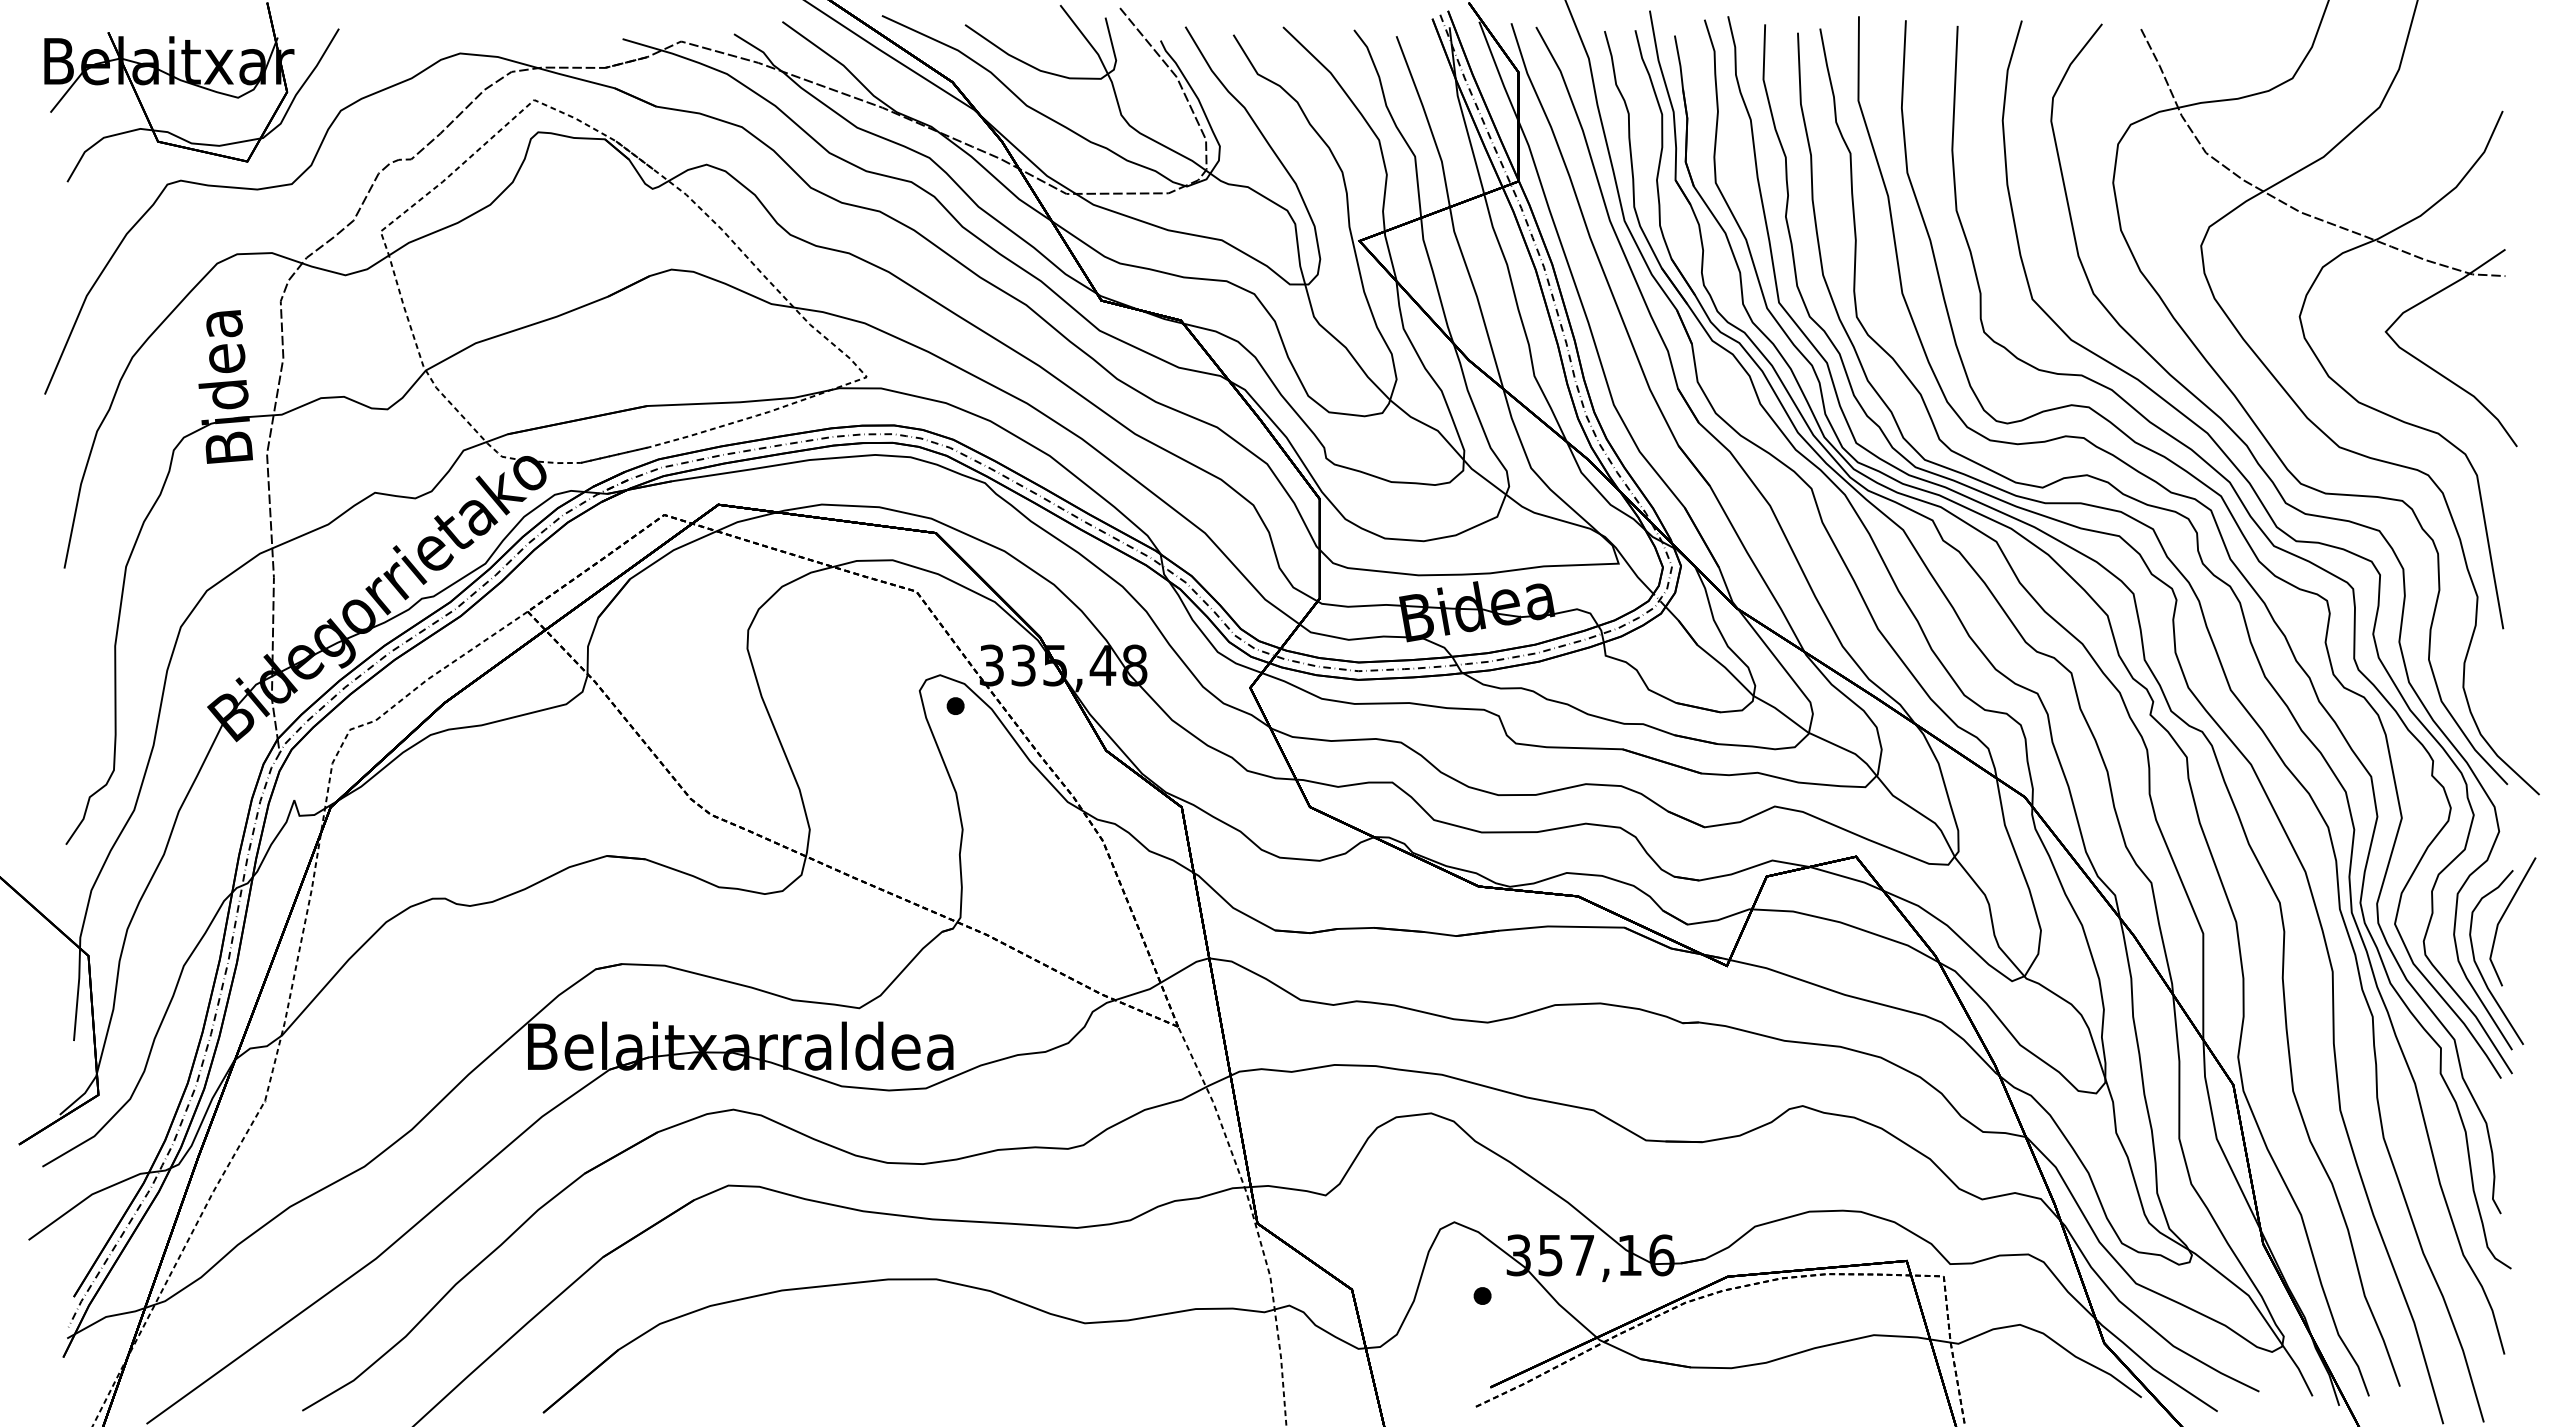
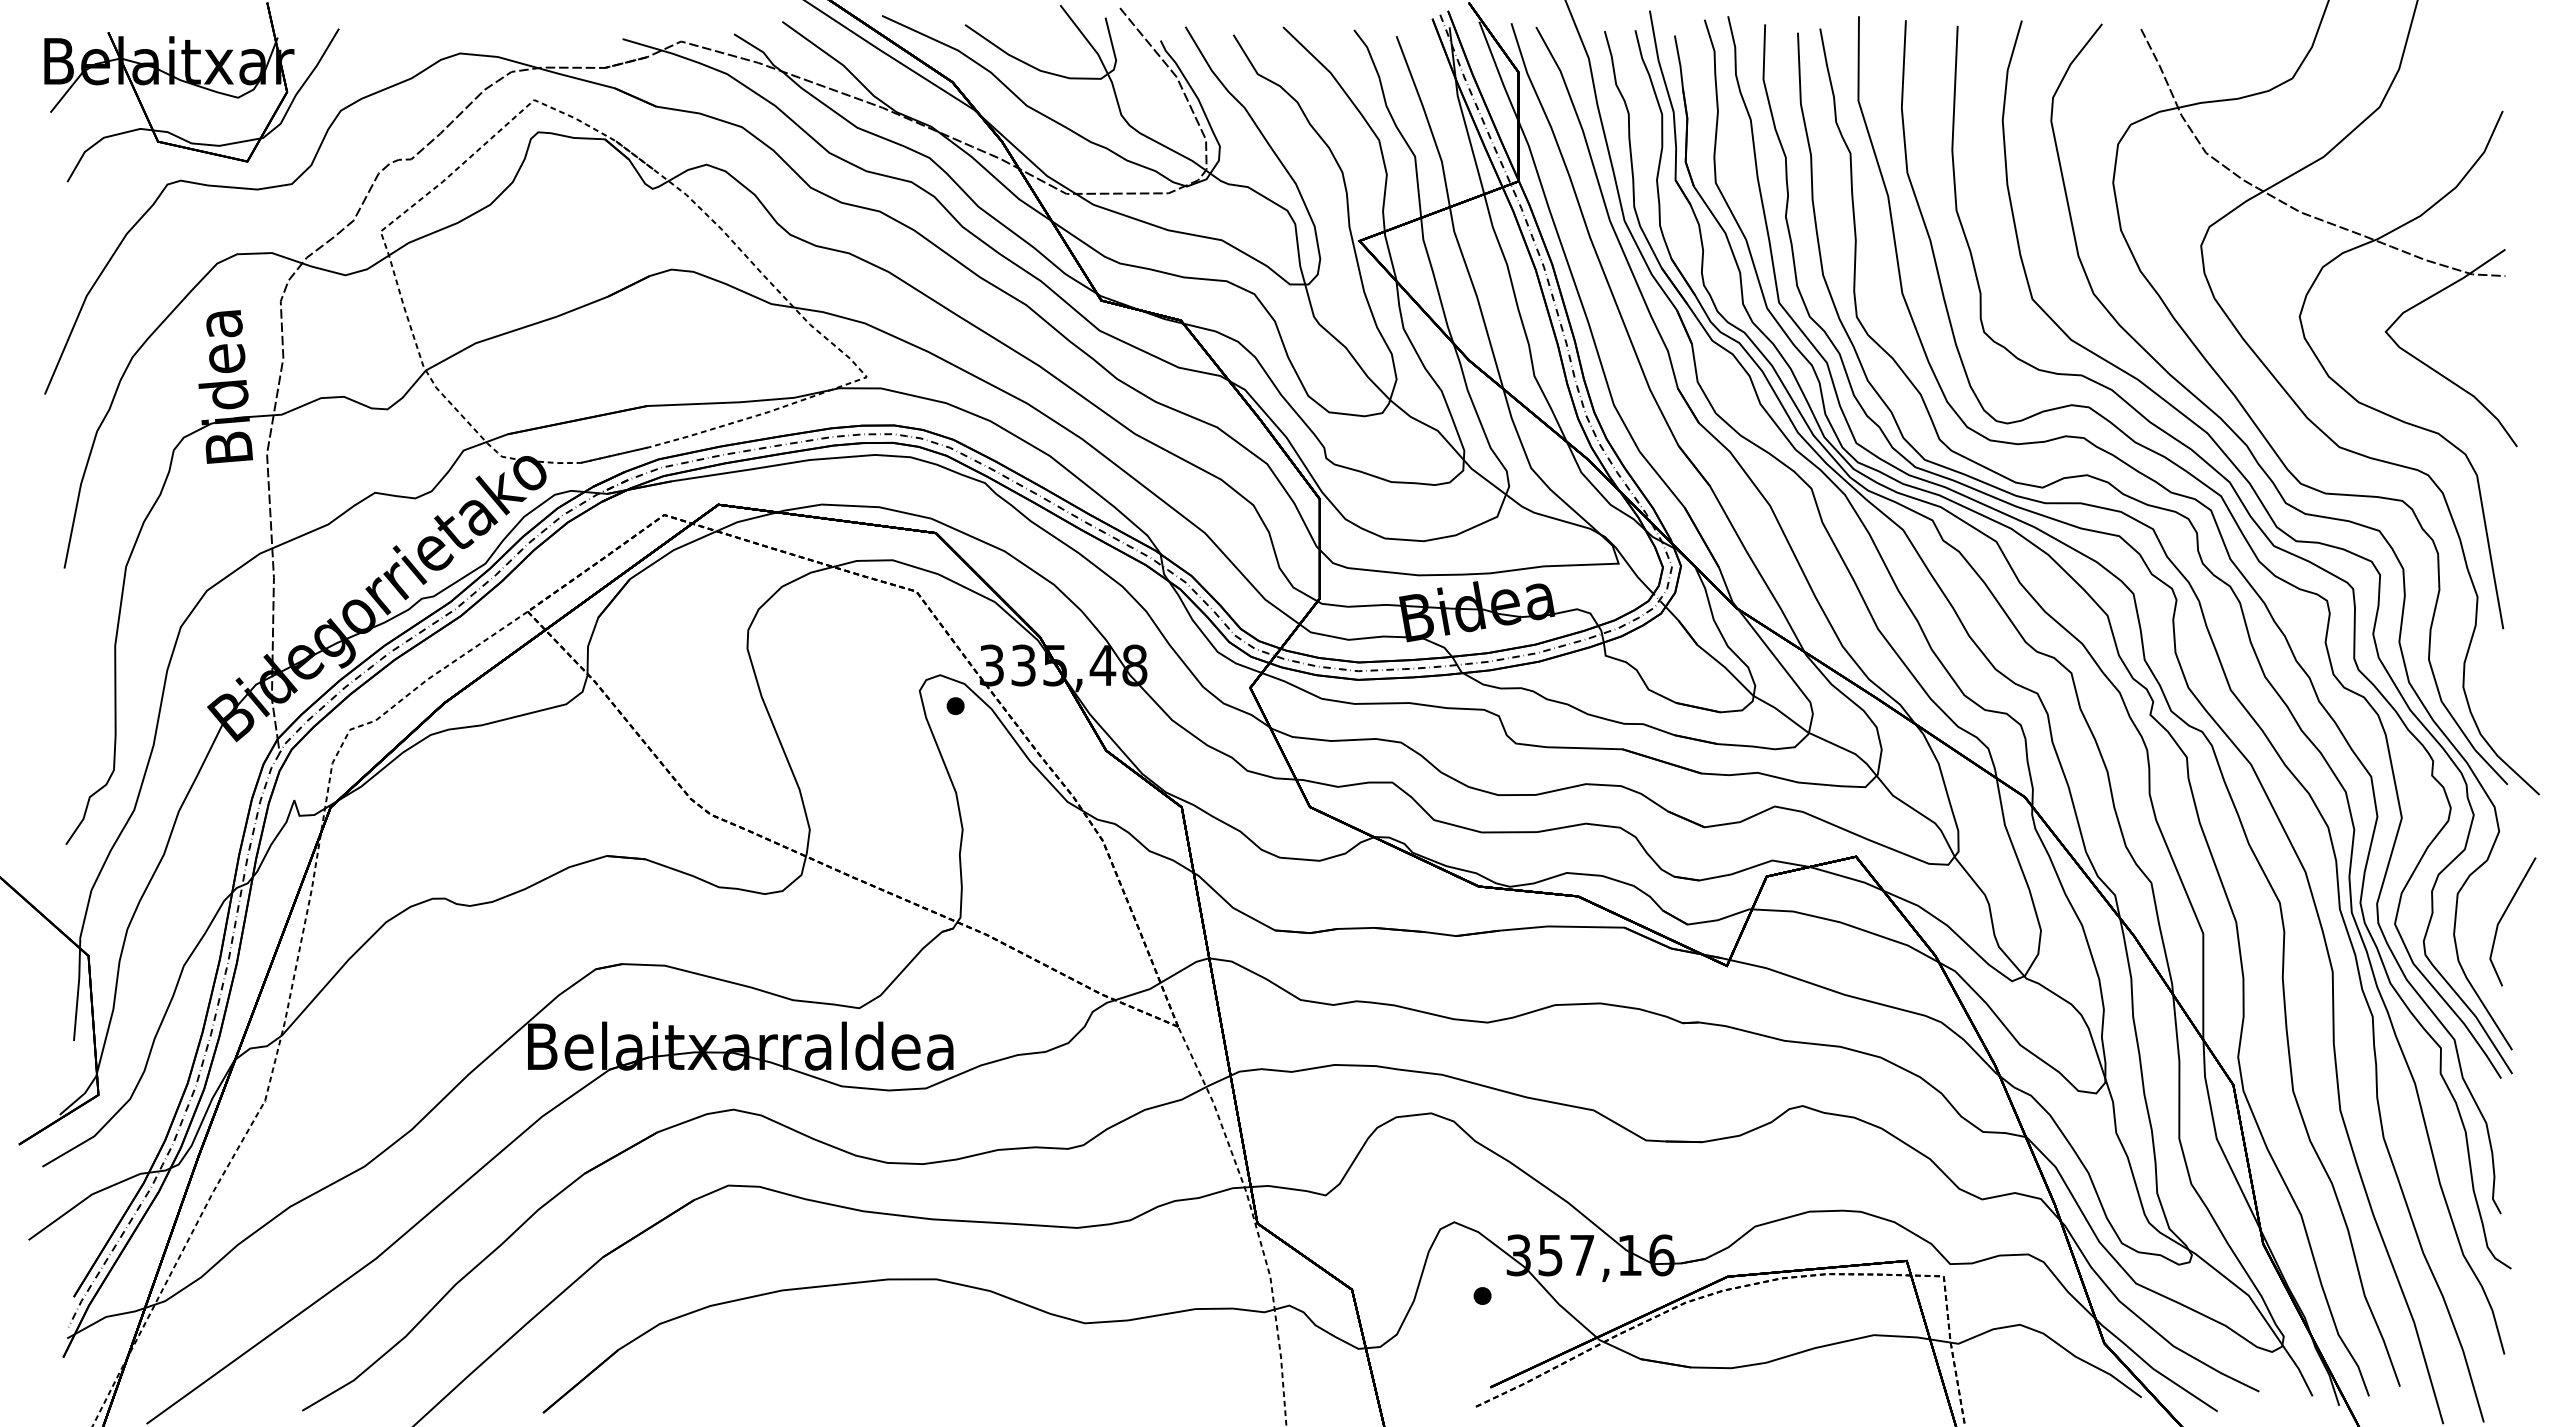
curve: present -> none (2478, 966)
